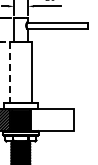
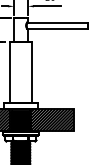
line: dashed -> solid (9, 72)
hatch: none -> present (52, 120)
